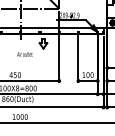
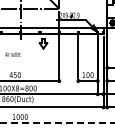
text position: (24, 54) -> (12, 54) (12, 54)
line: solid -> dashed (57, 122)
